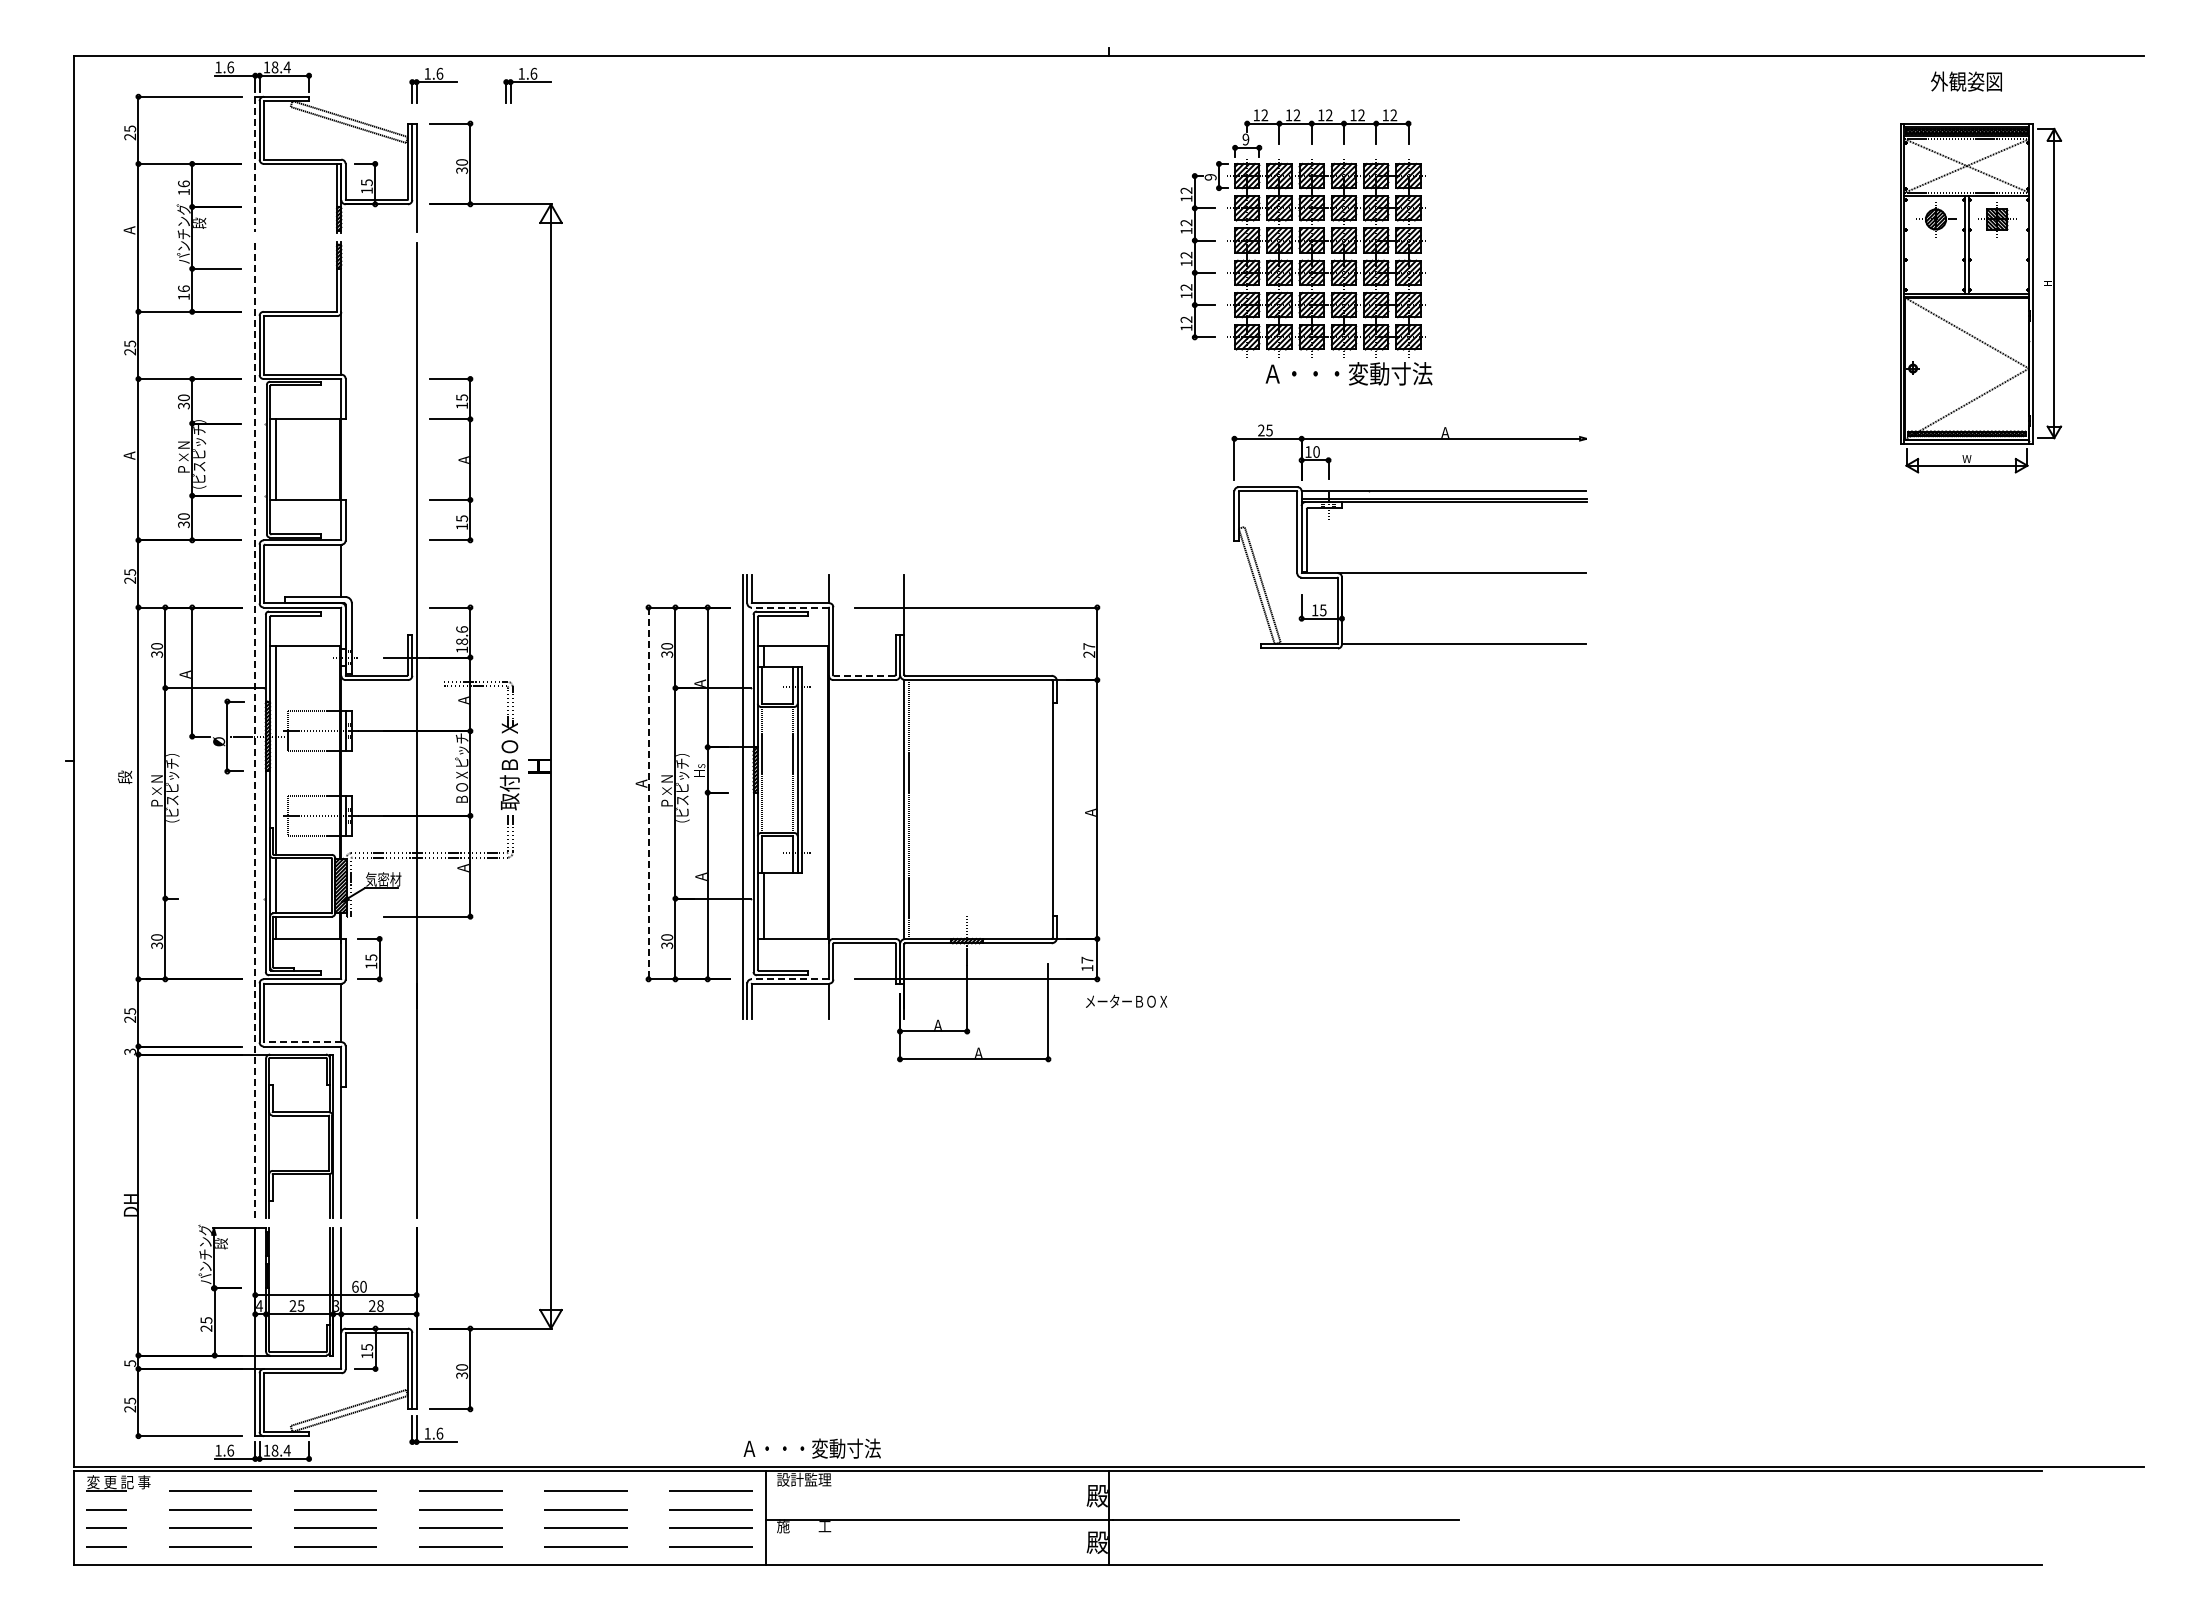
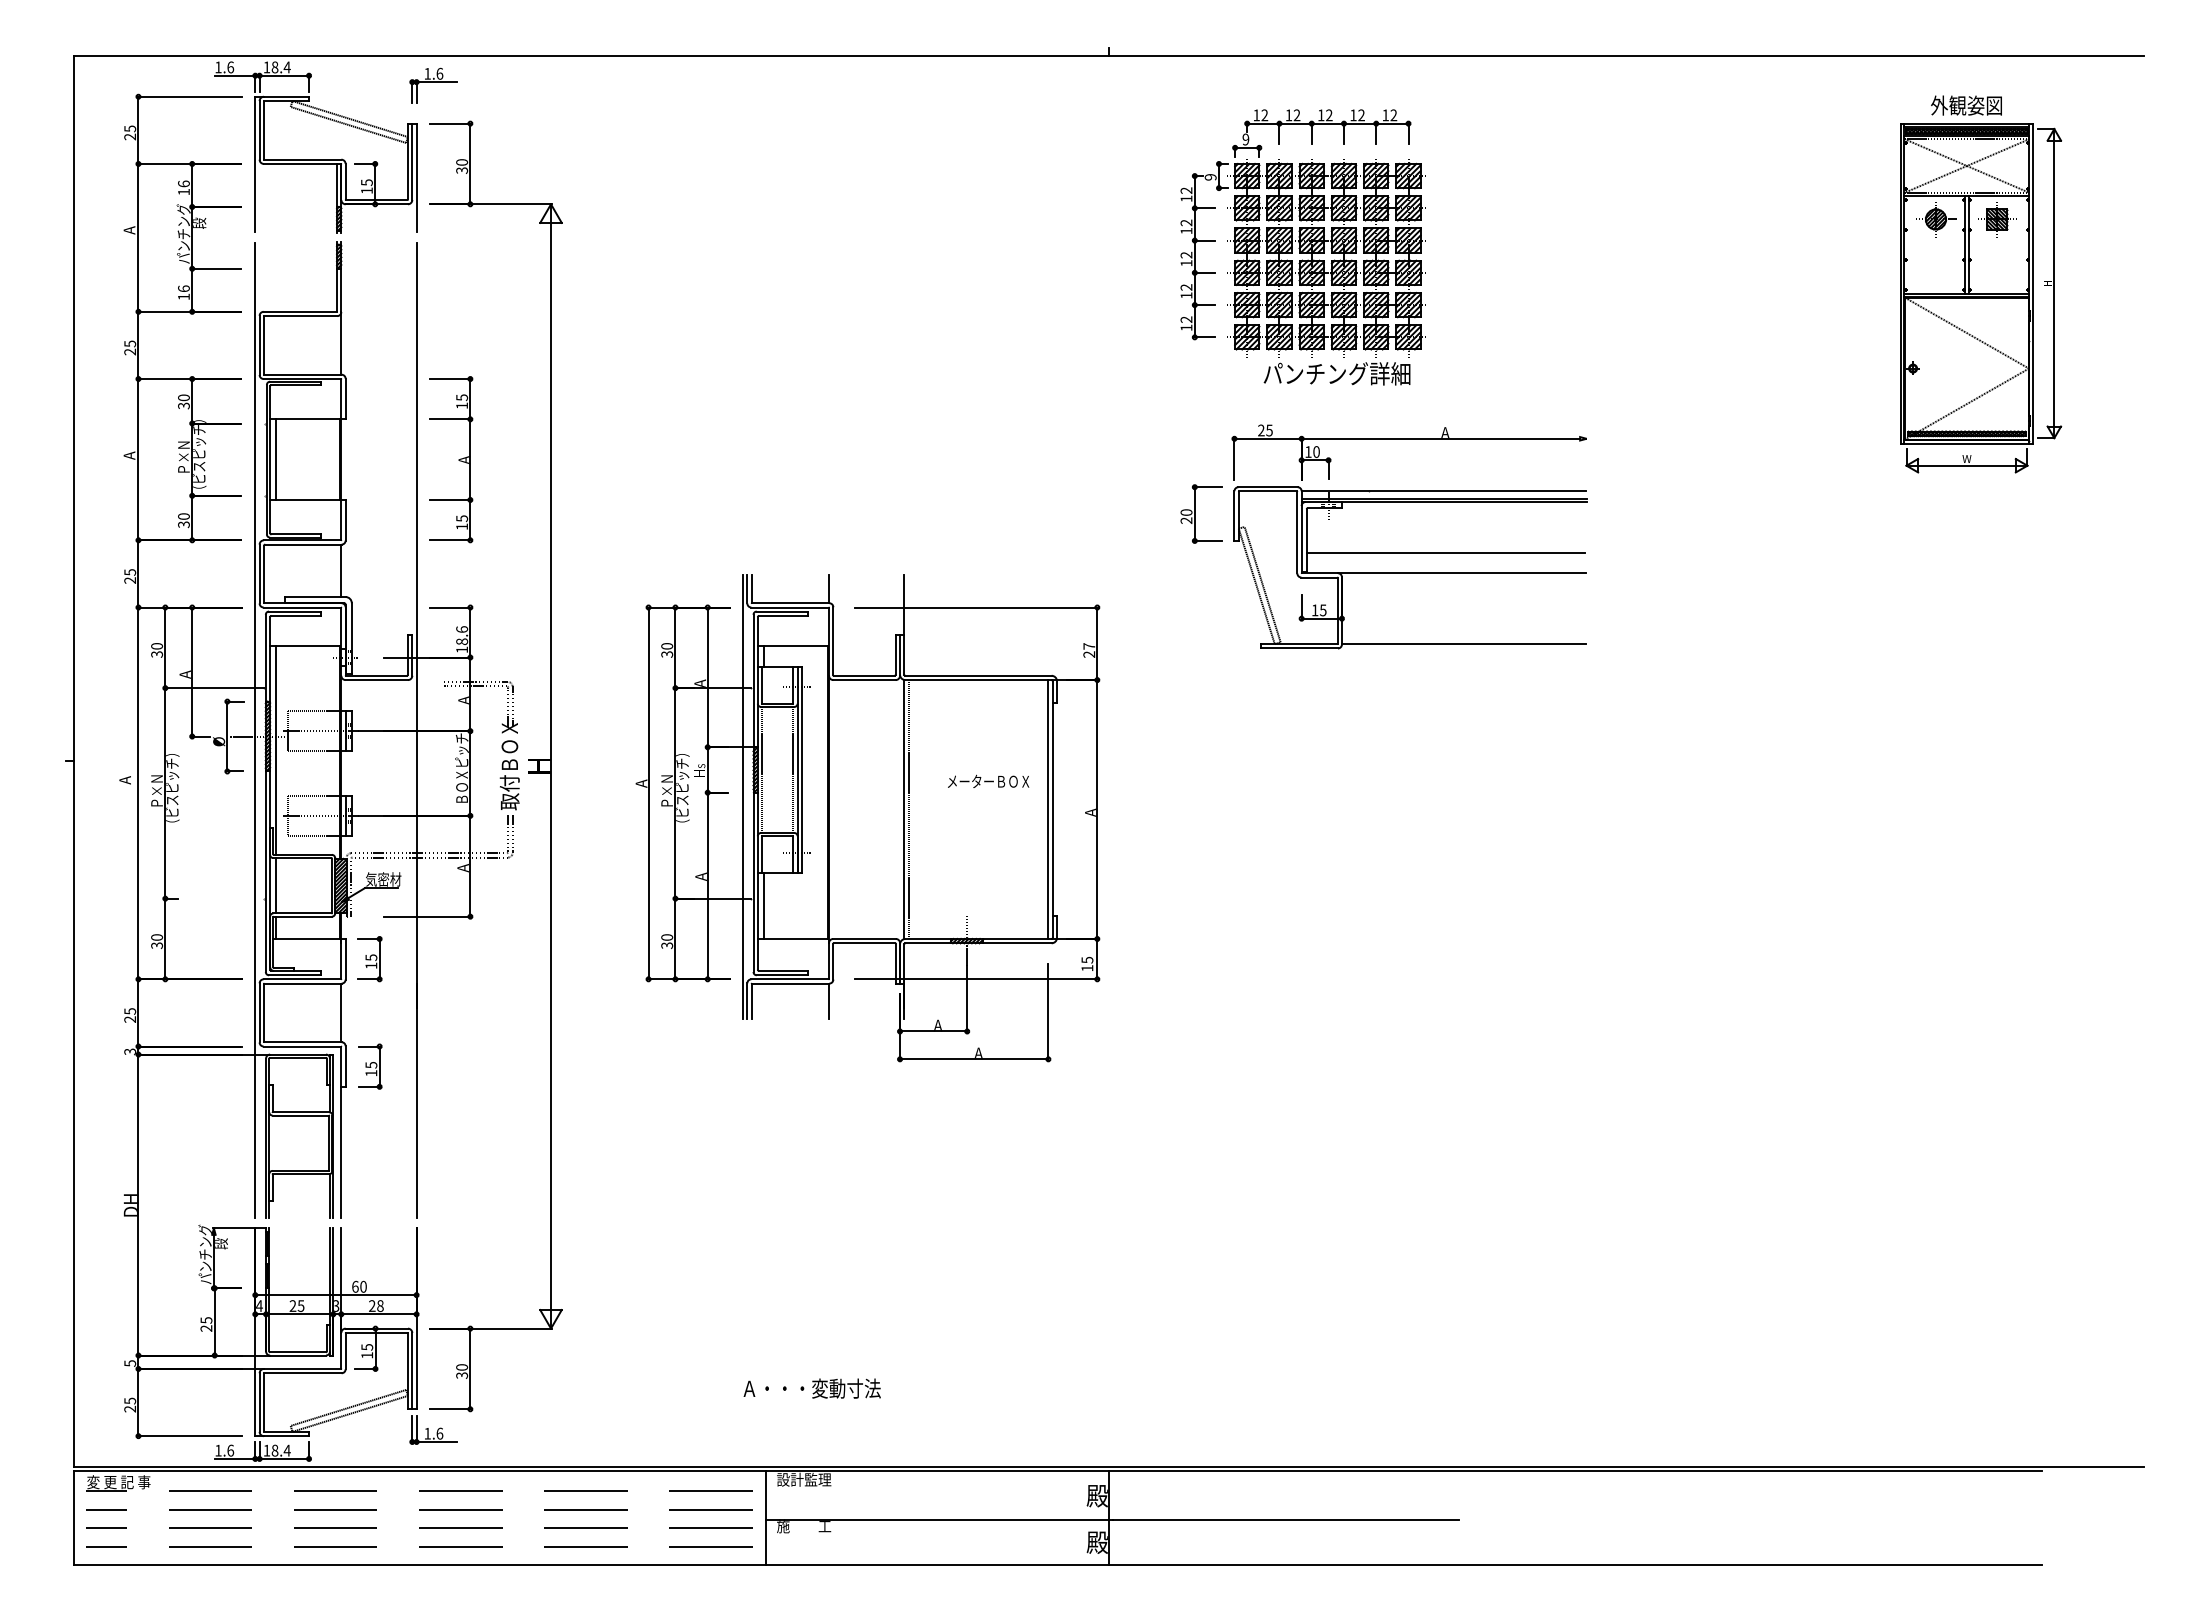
text position: (1966, 81) -> (1966, 105) (1966, 105)
part: present -> none (527, 85)
line: dashed -> solid (255, 164)
text: Ａ・・・変動寸法 -> パンチング詳細 (1347, 373)
part: none -> present (1201, 513)
line: none -> present (1445, 552)
line: dashed -> solid (789, 607)
line: dashed -> solid (863, 675)
line: dashed -> solid (255, 730)
text: 段 -> A (124, 777)
line: dashed -> solid (648, 793)
line: none -> present (1048, 809)
text: 17 -> 15 (1087, 959)
line: dashed -> solid (789, 979)
text position: (1126, 1000) -> (988, 780) (988, 780)
line: dashed -> solid (303, 1042)
part: none -> present (370, 1066)
text position: (811, 1448) -> (811, 1388) (811, 1388)
